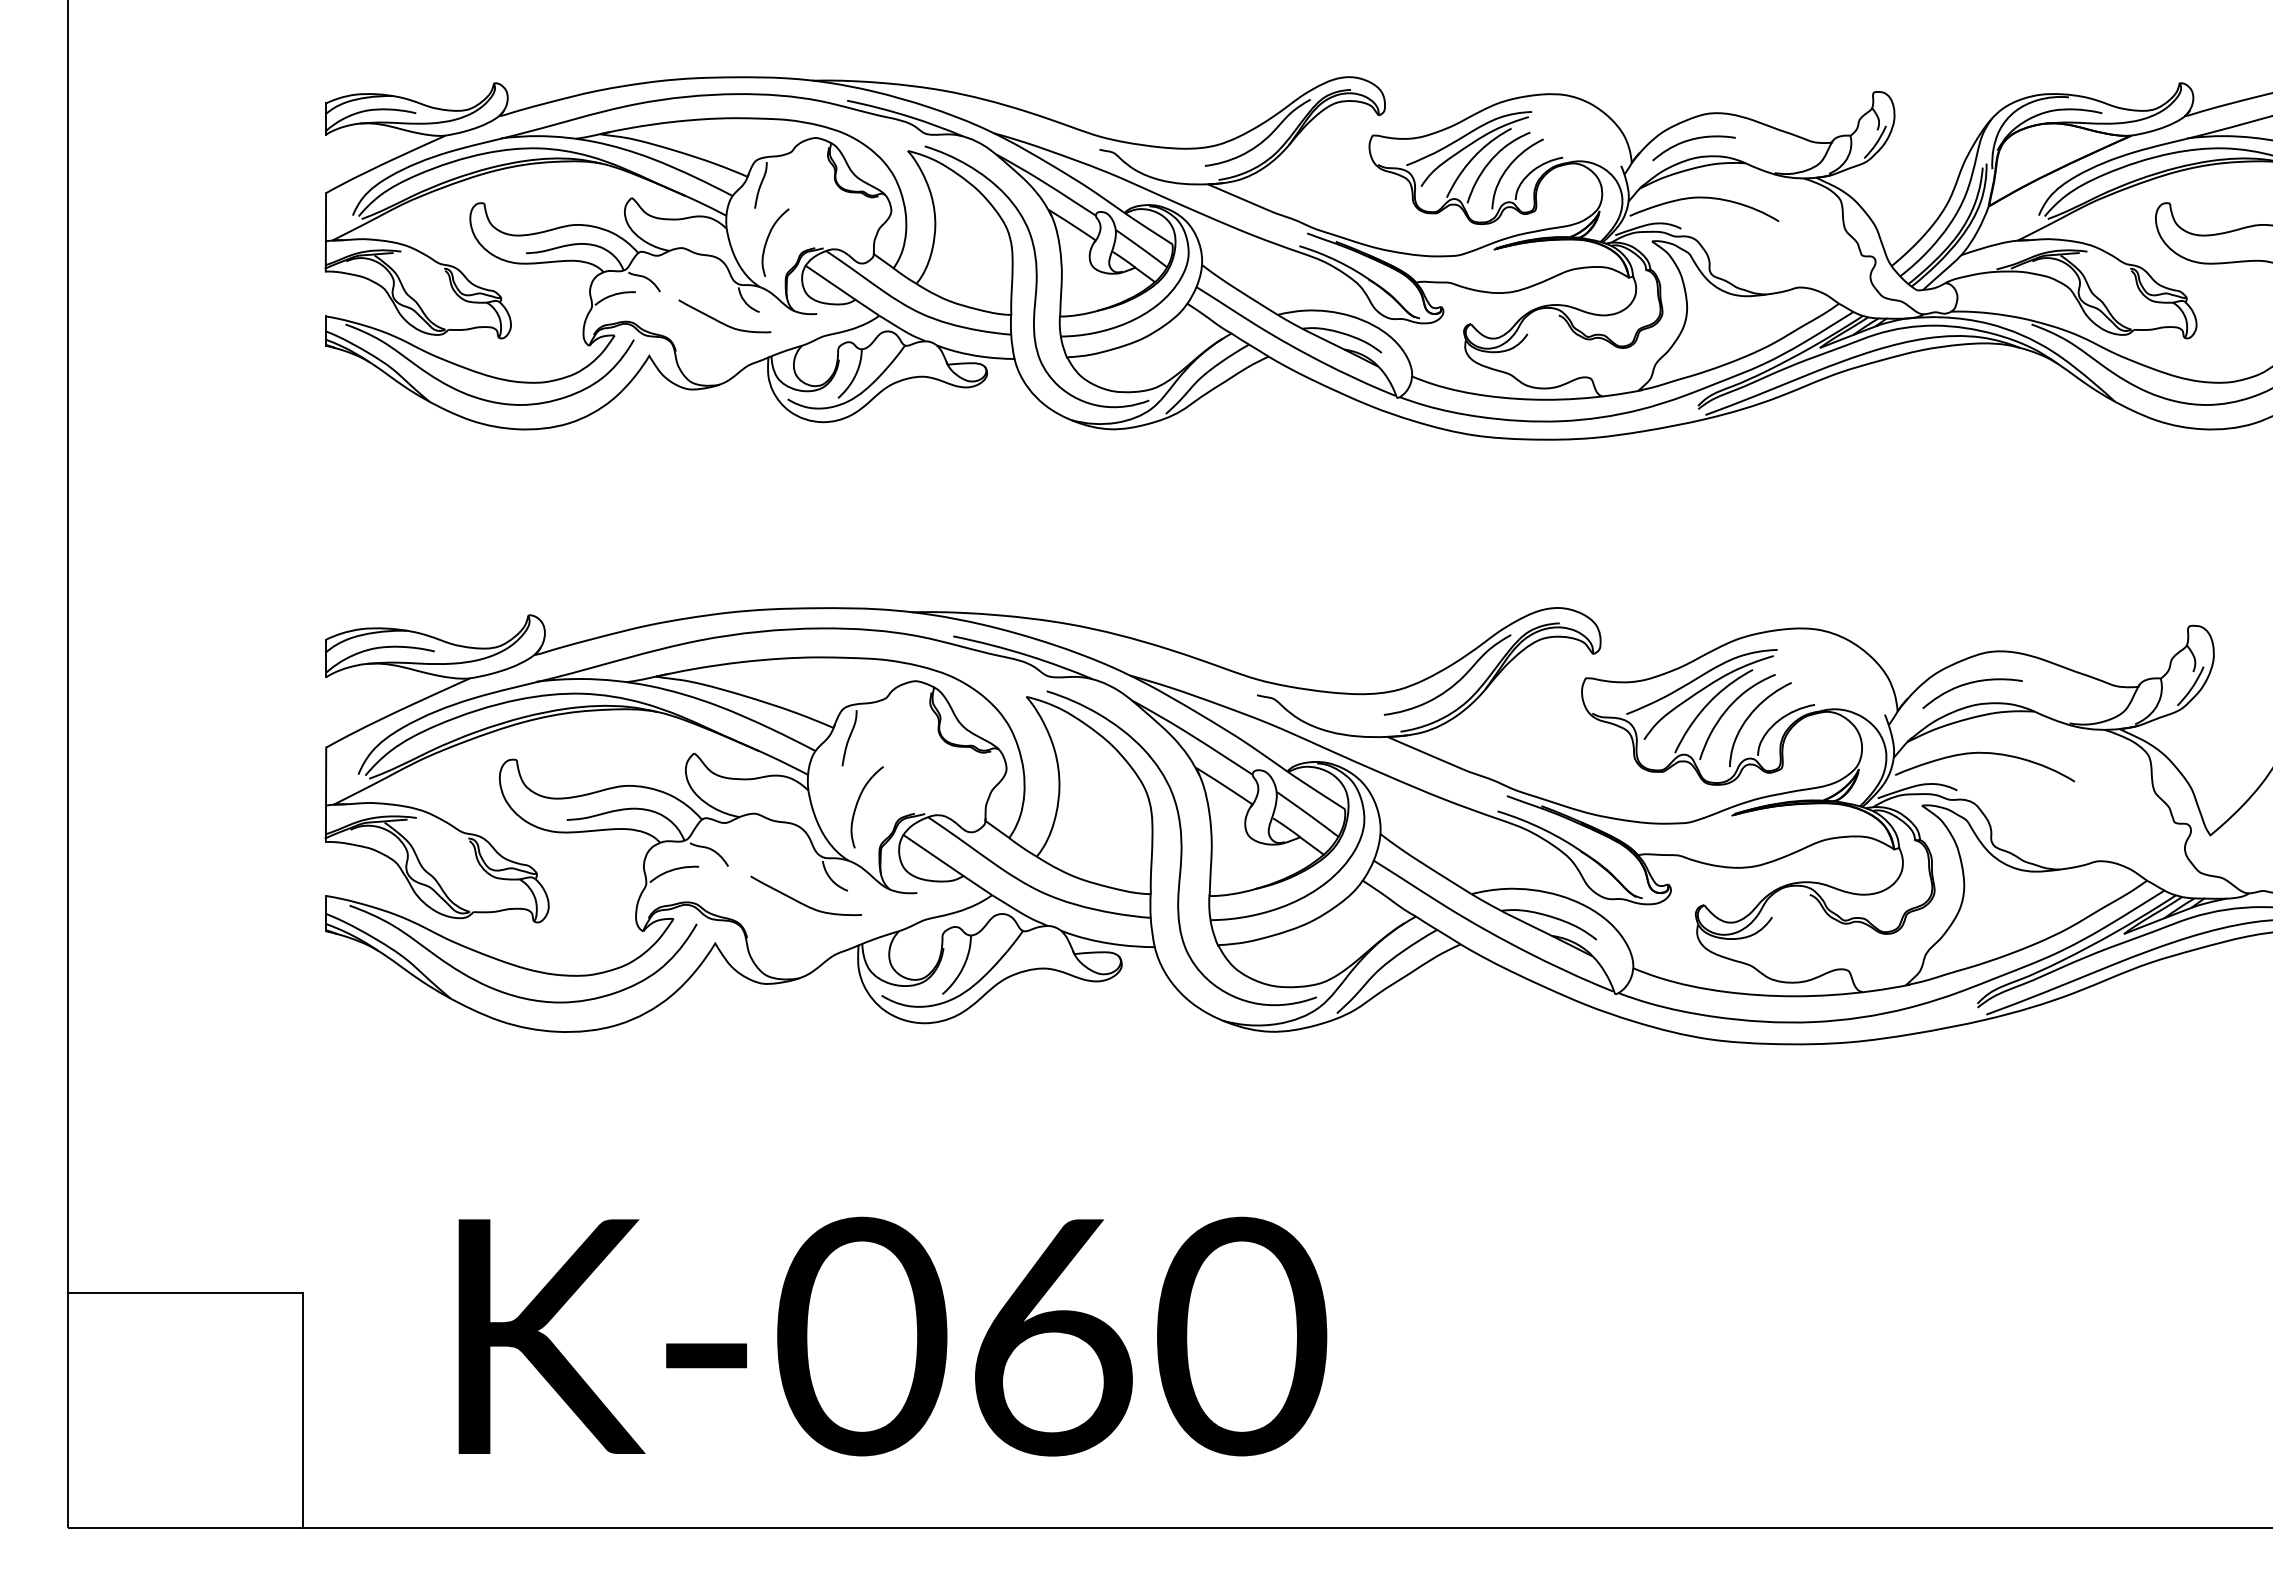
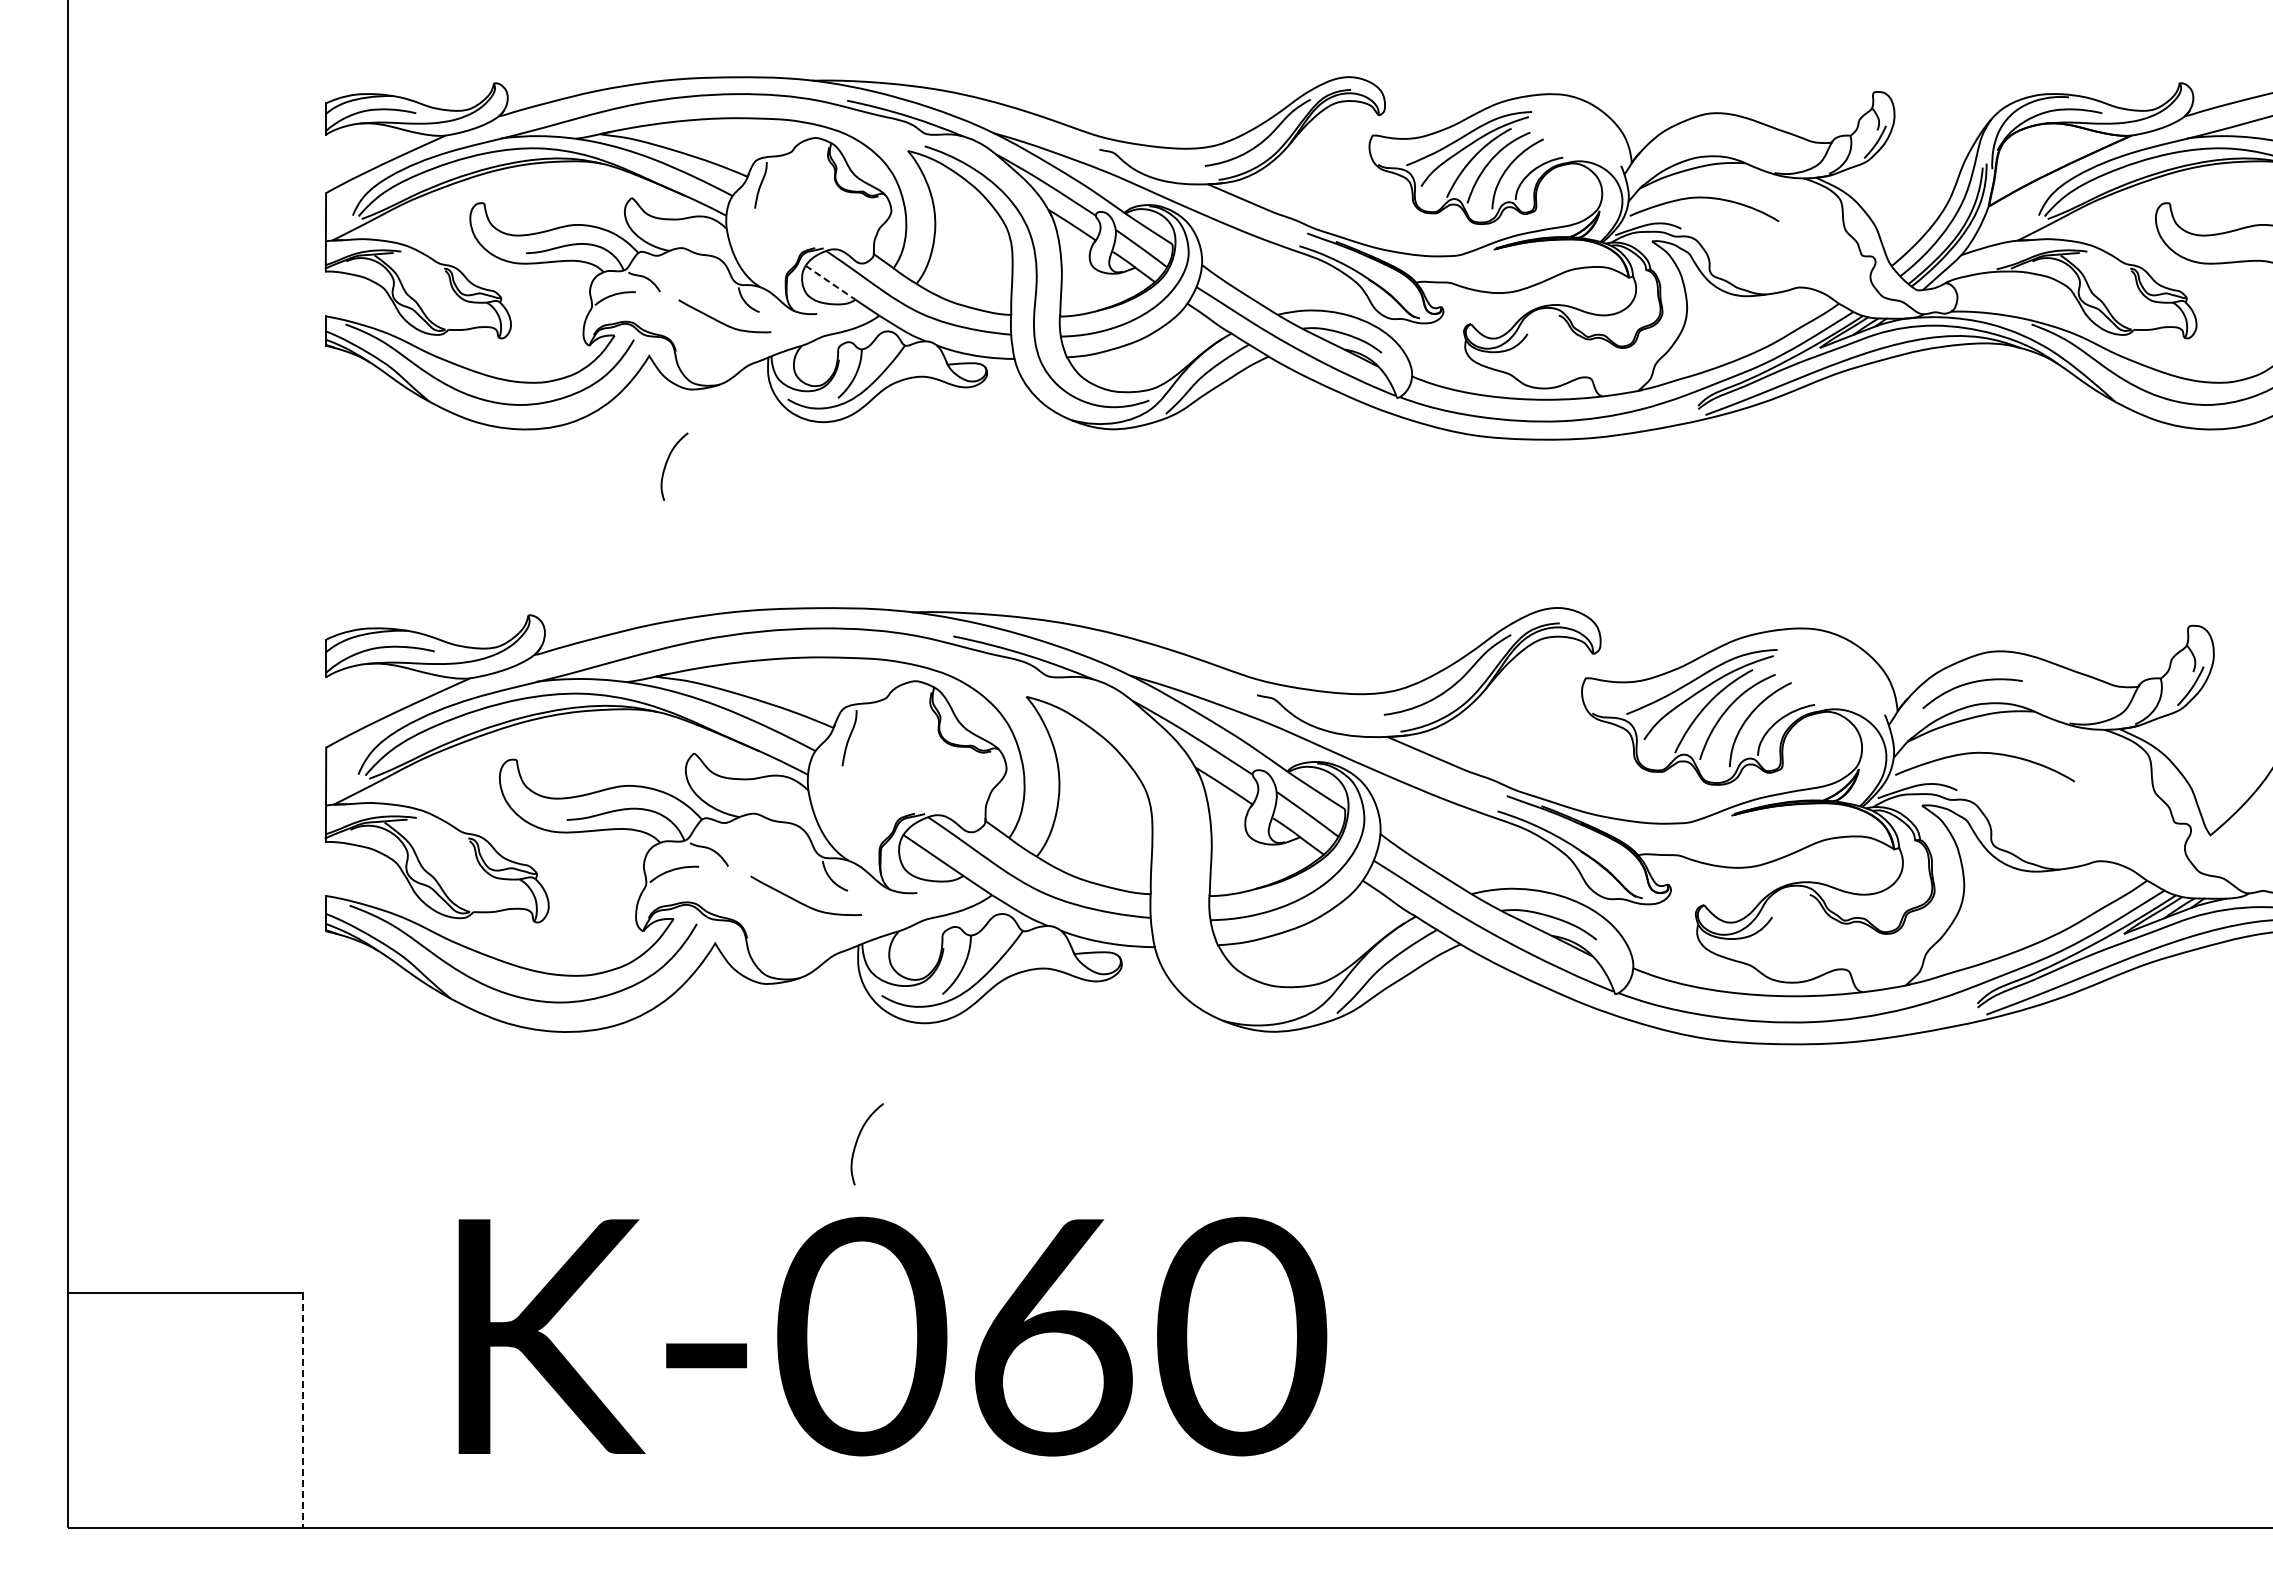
curve: present -> none (1692, 140)
curve position: (768, 239) -> (667, 463) (667, 463)
line: solid -> dashed (831, 283)
curve position: (857, 805) -> (857, 1142) (857, 1142)
curve: present -> none (1181, 848)
line: solid -> dashed (302, 1410)
